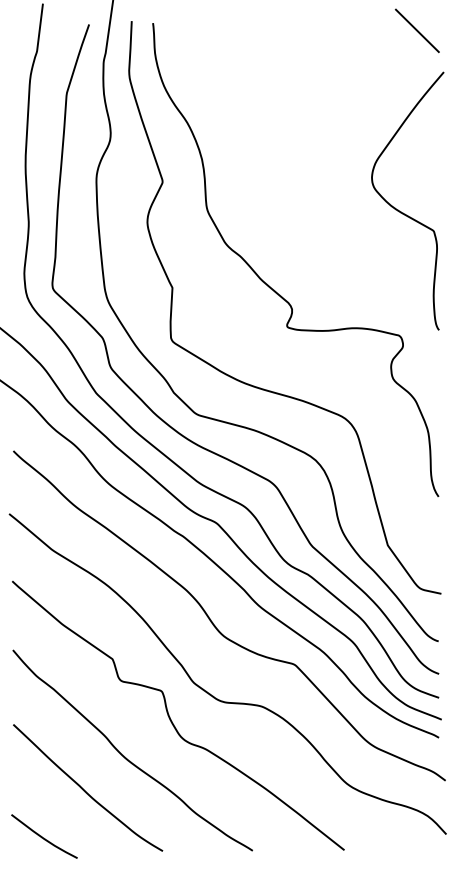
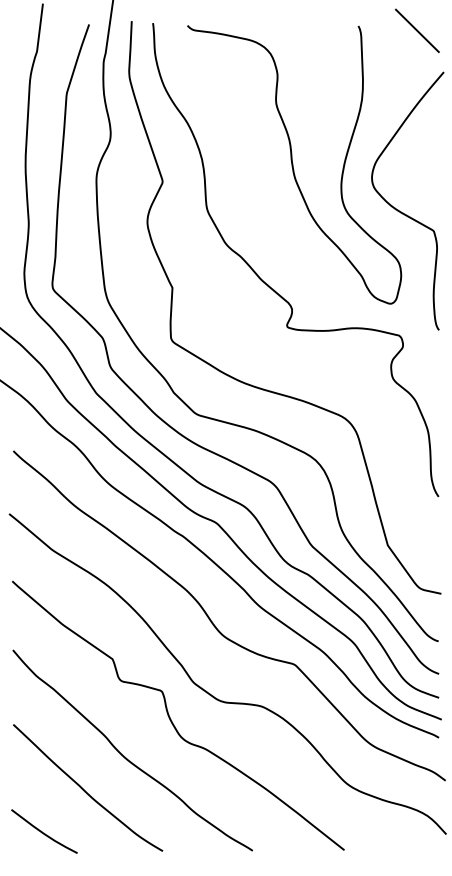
curve: none -> present (293, 164)
curve position: (43, 837) -> (43, 832) (43, 832)
